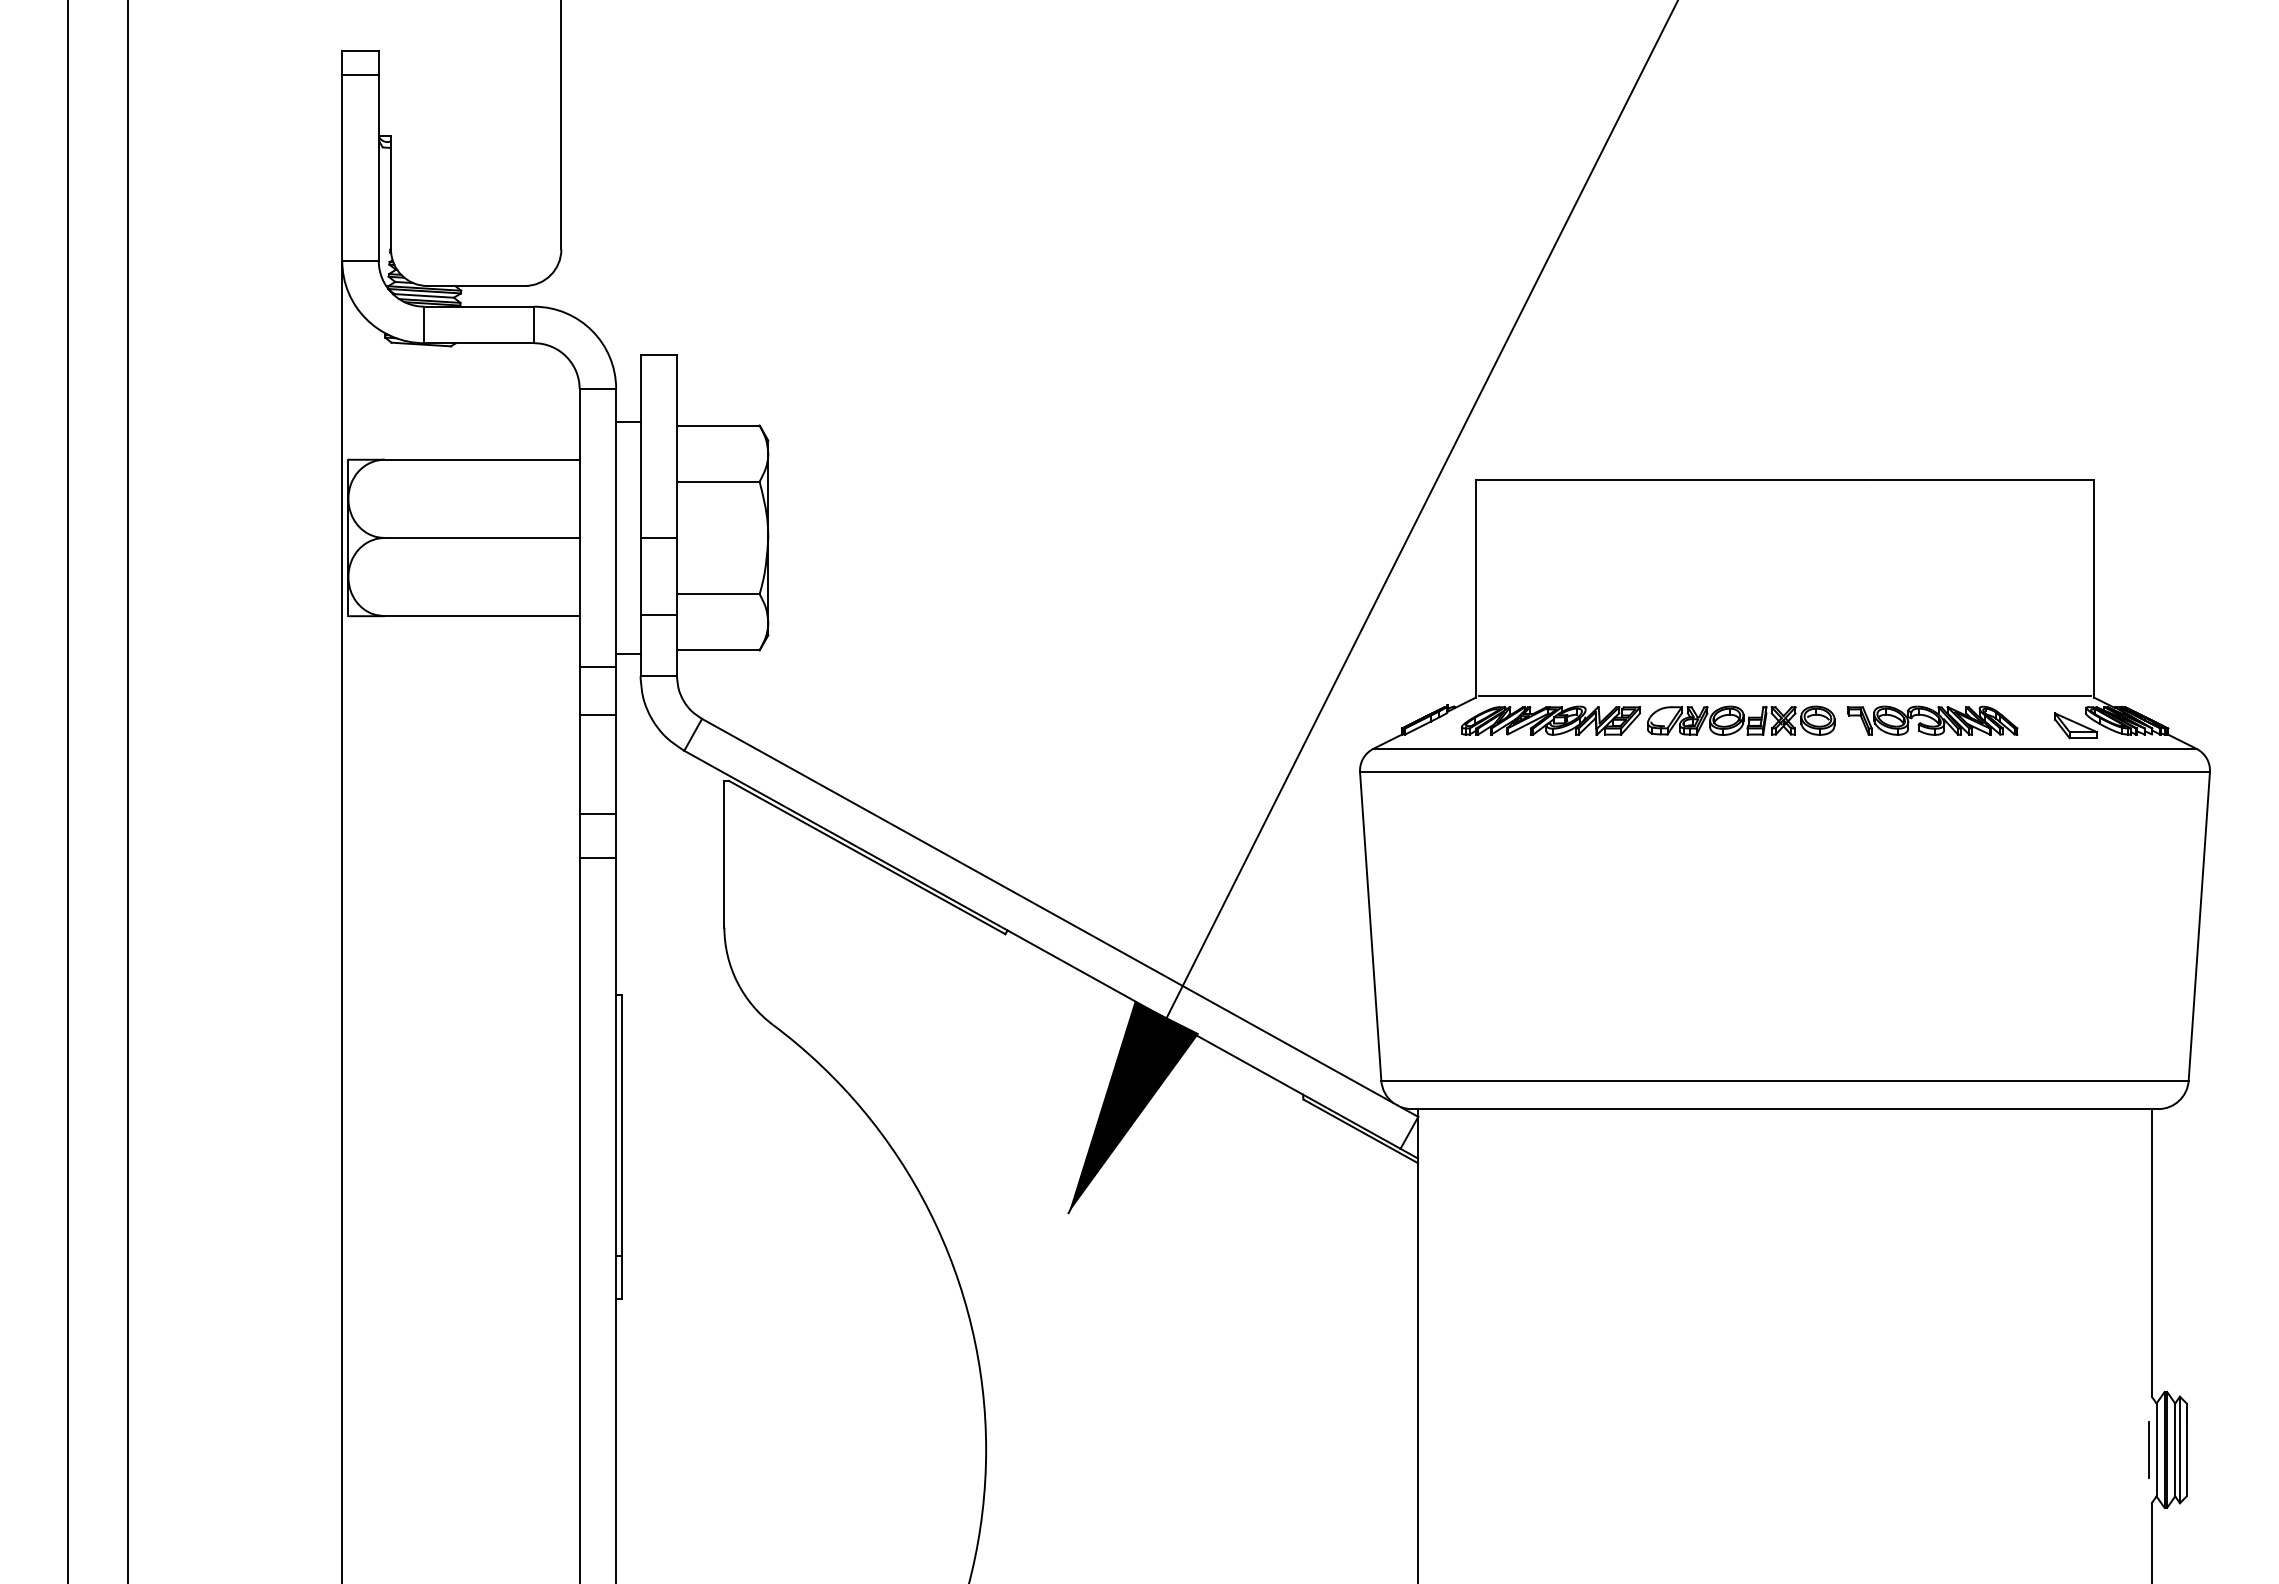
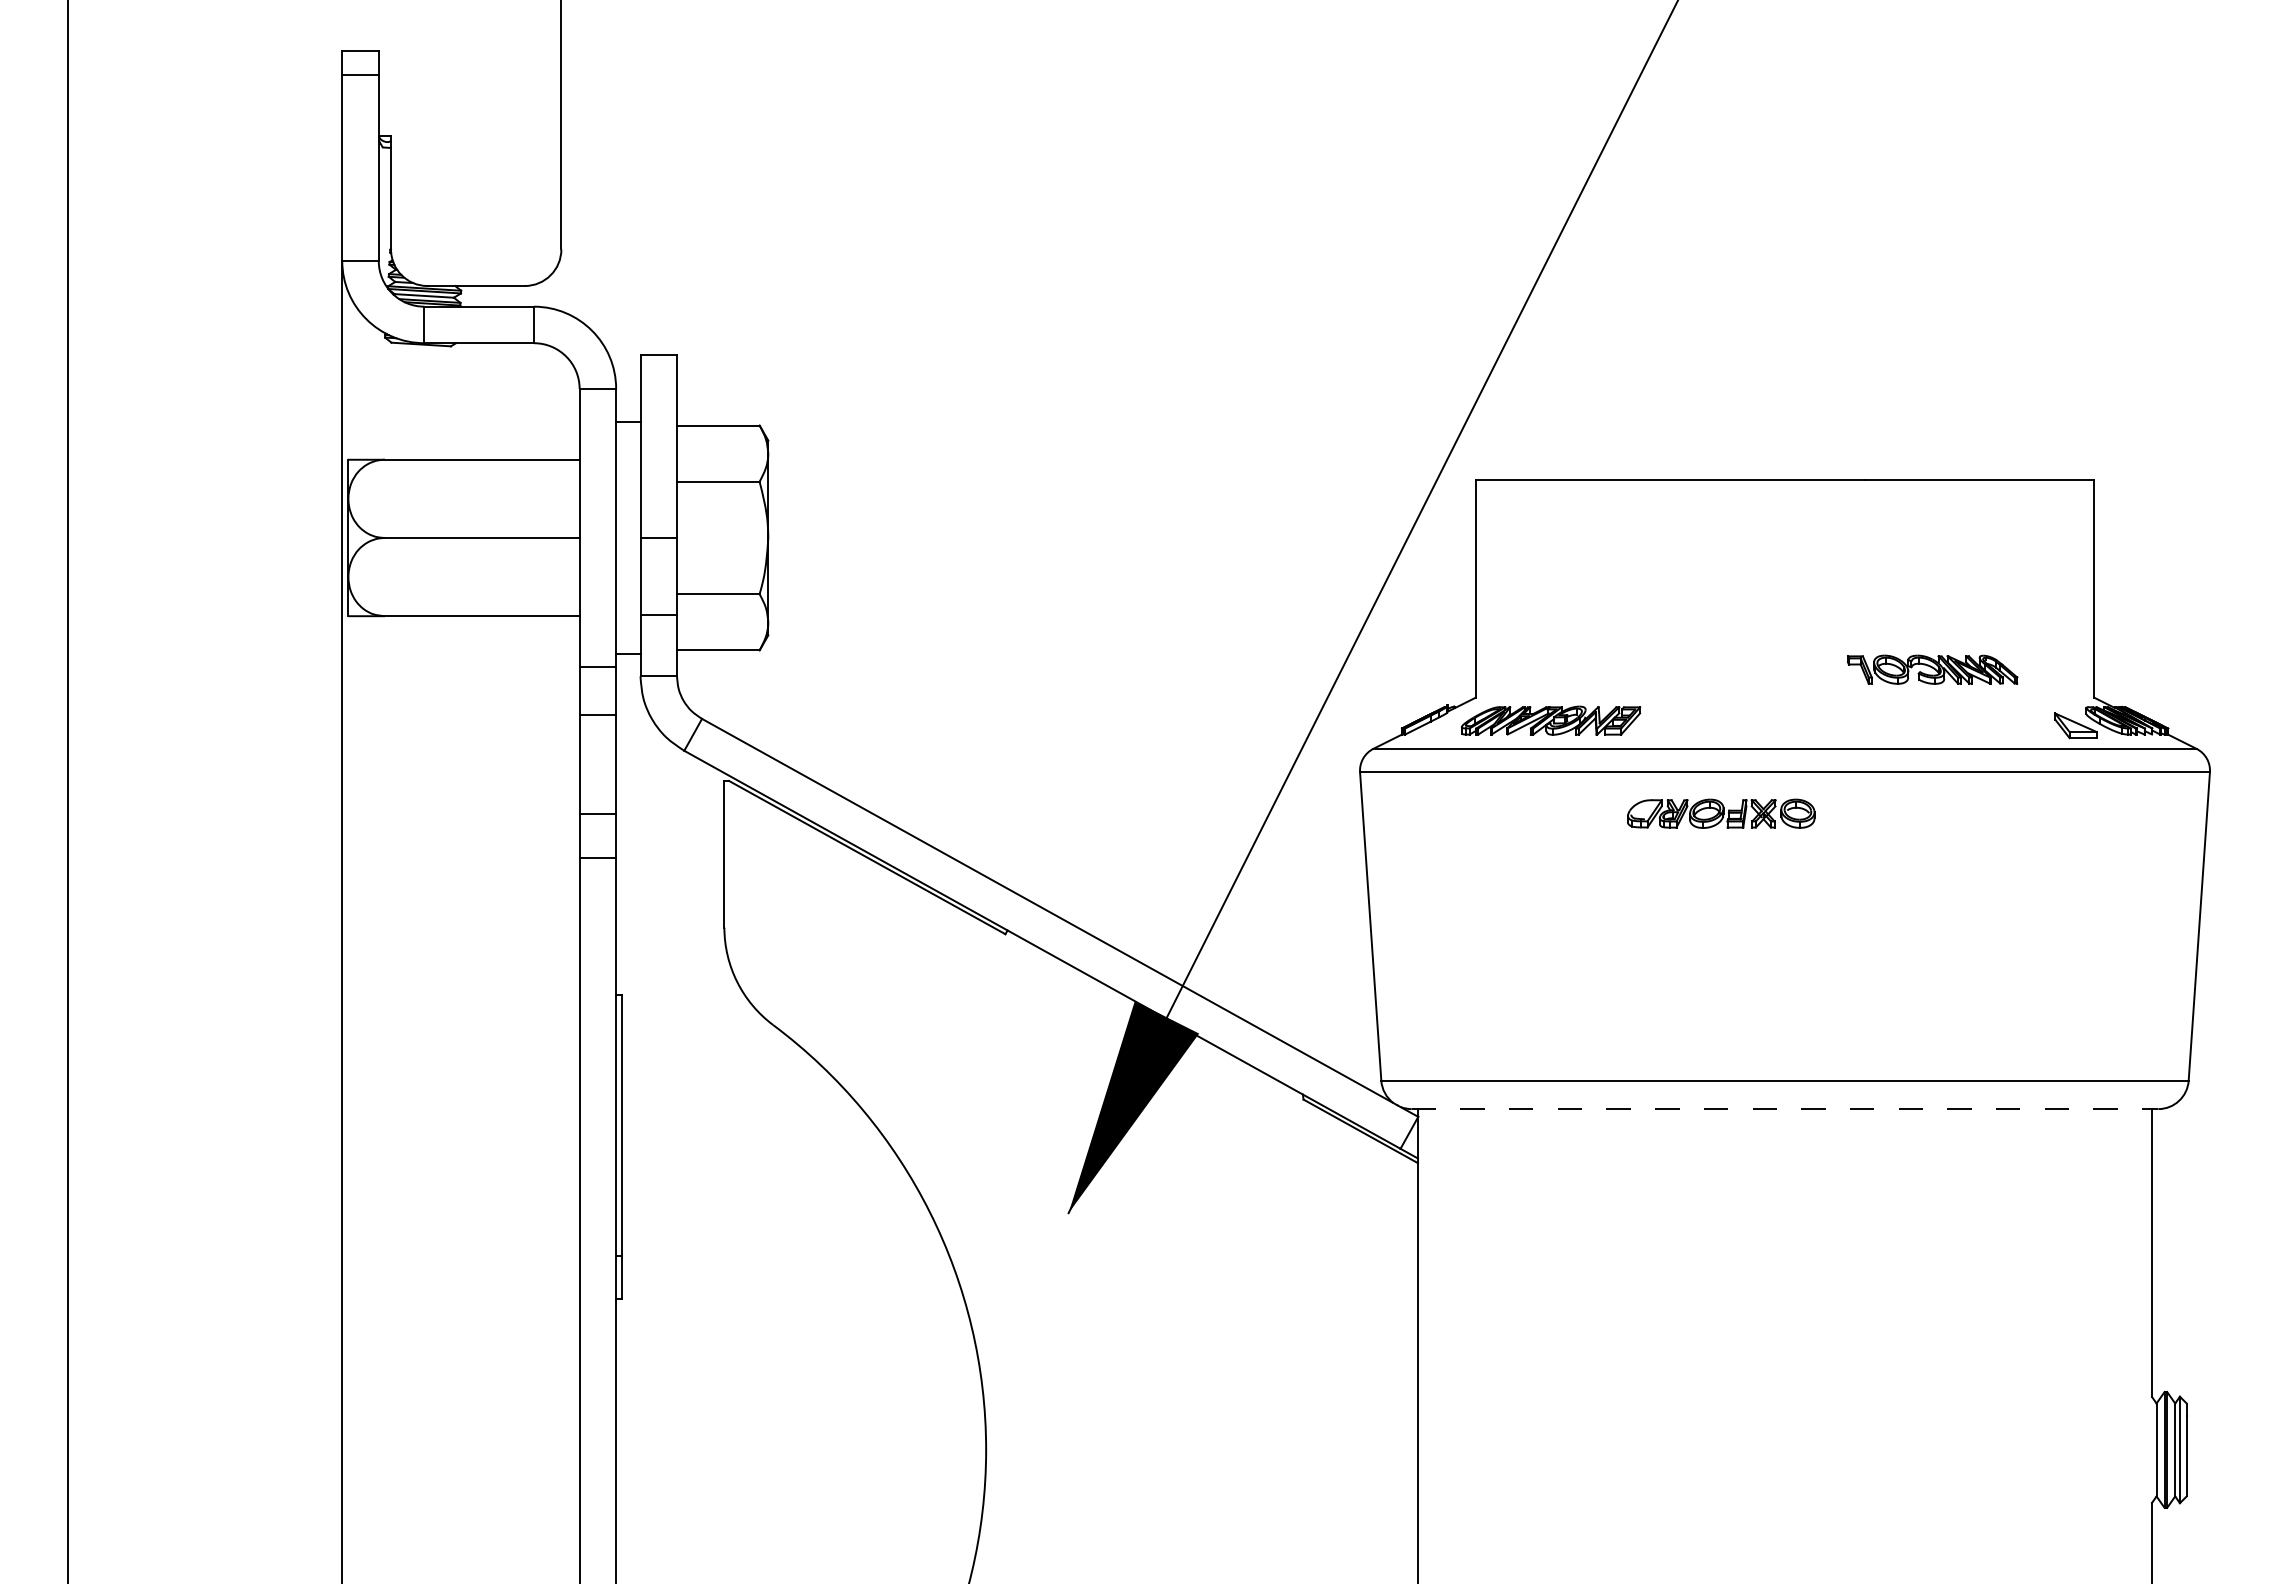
line: present -> none (1784, 696)
part position: (1741, 720) -> (1721, 813) (1721, 813)
part position: (1932, 720) -> (1932, 669) (1932, 669)
line: present -> none (128, 791)
line: solid -> dashed (1785, 1109)
line: present -> none (2148, 1449)
